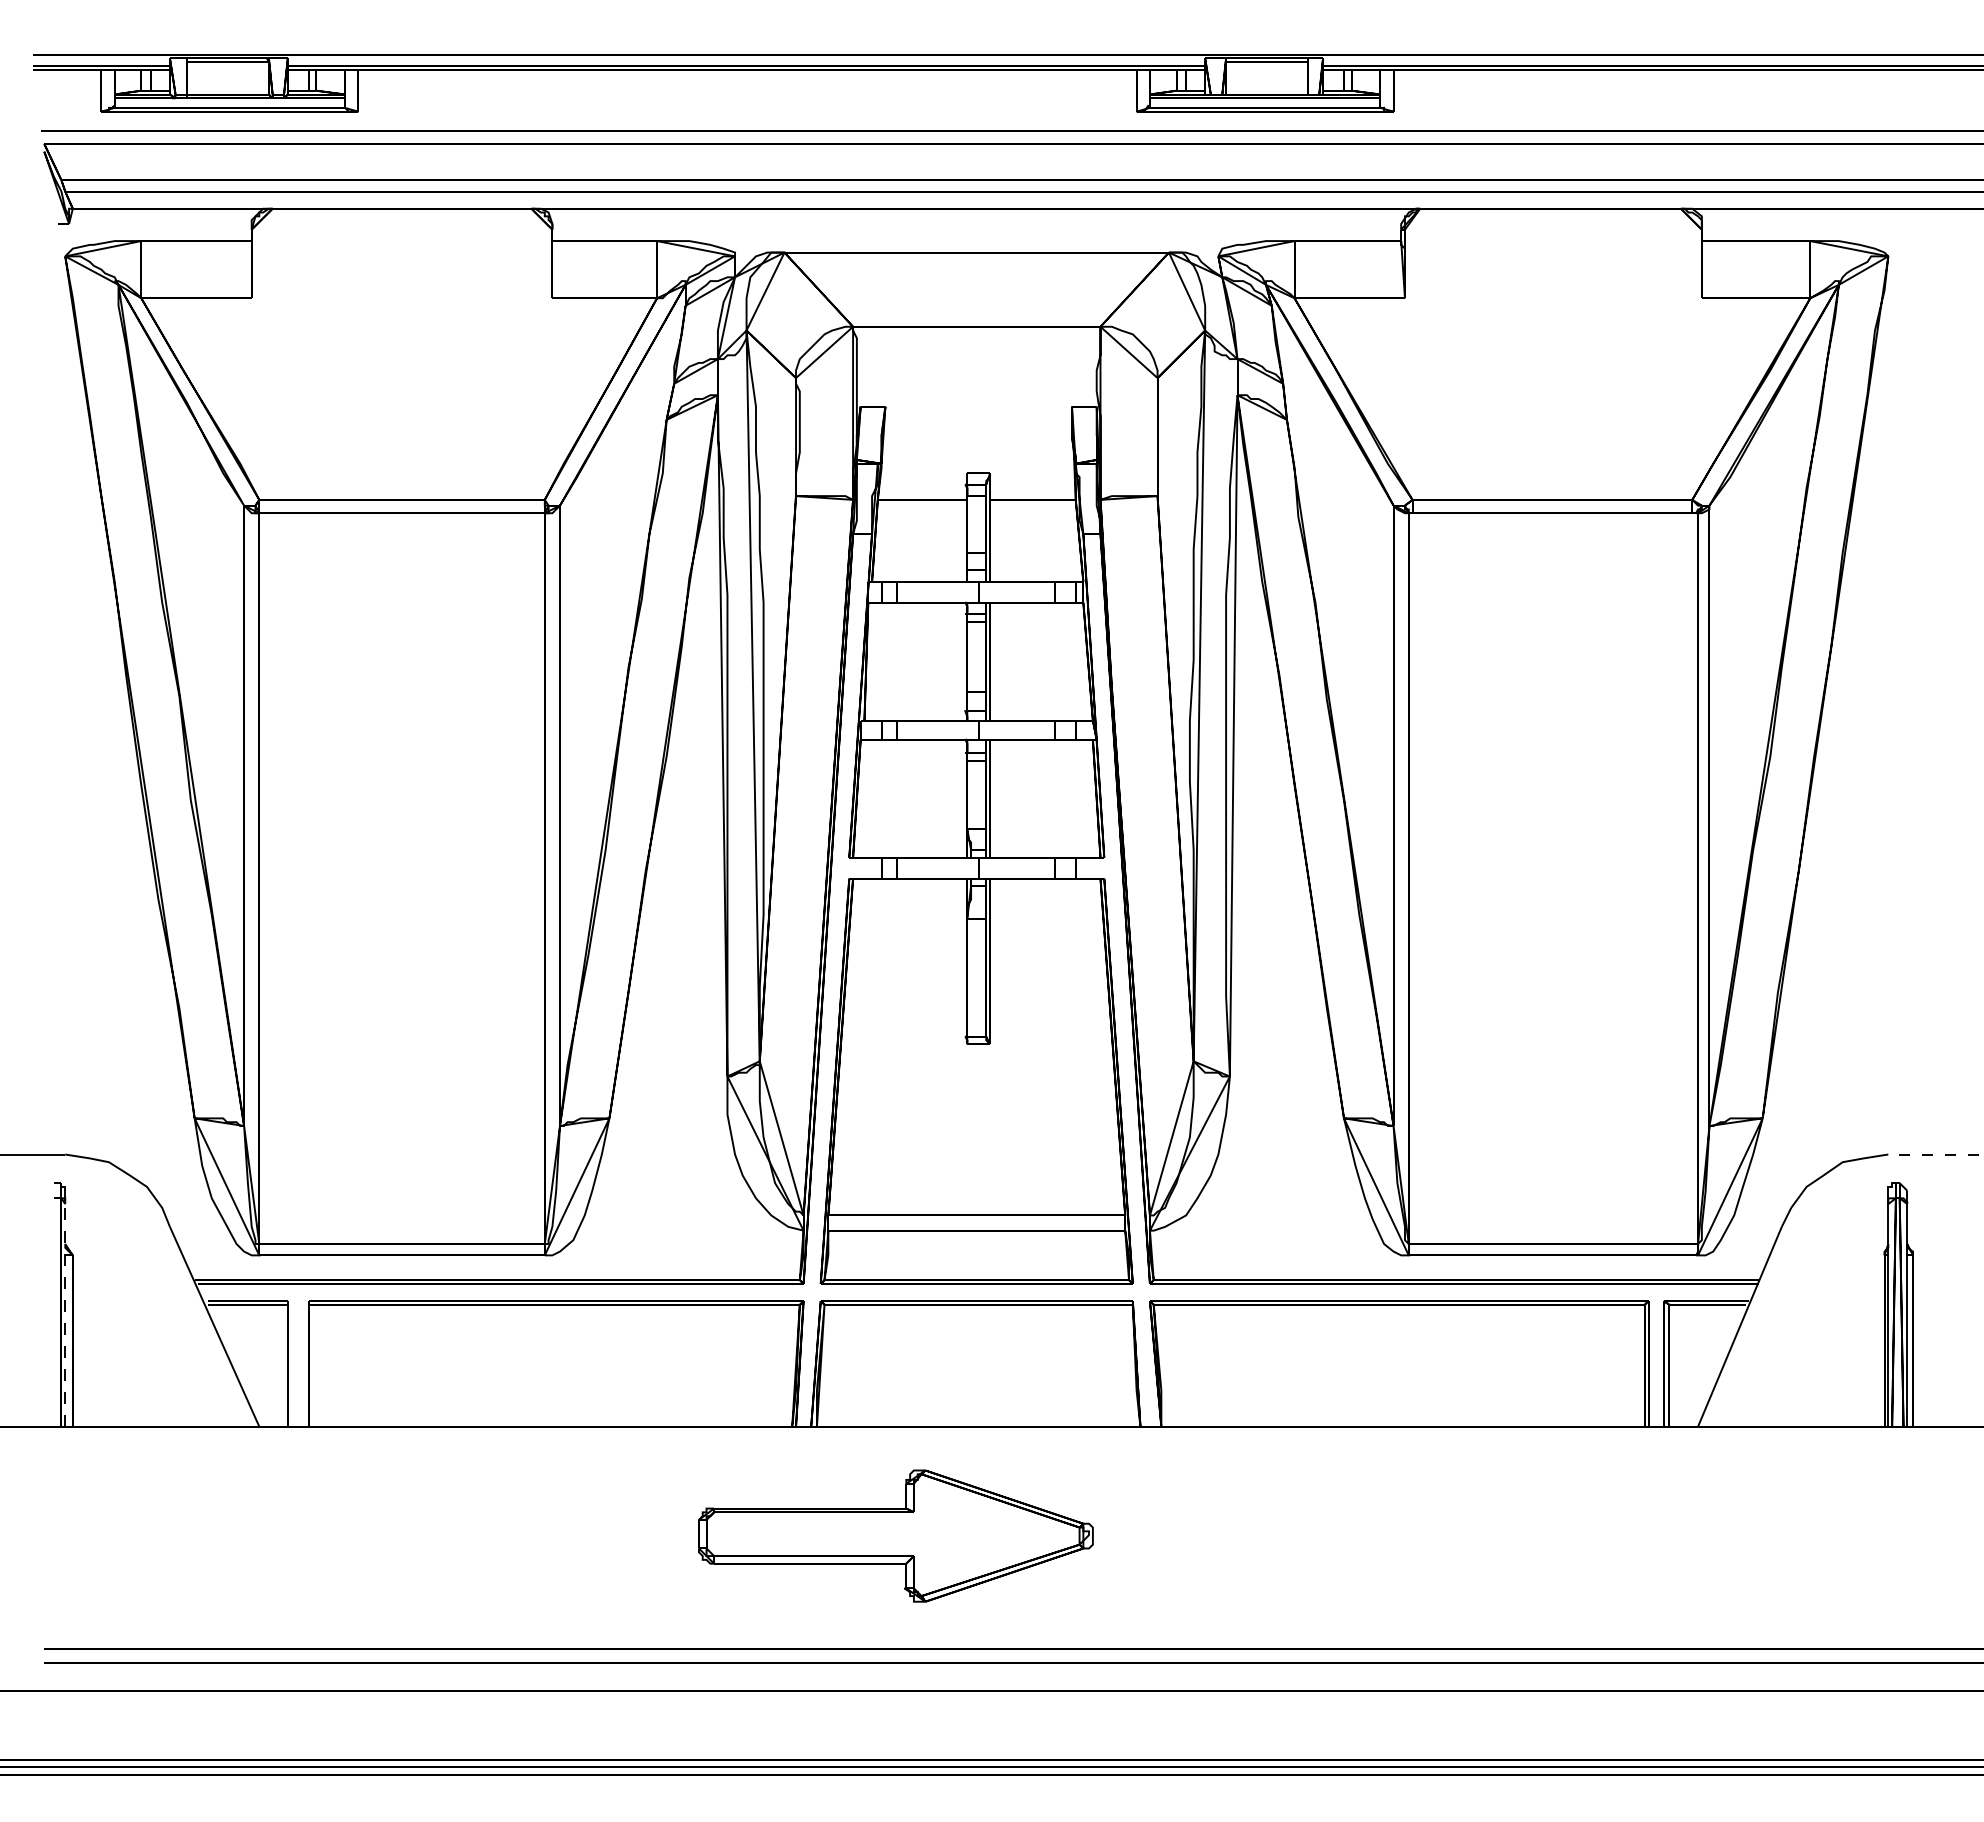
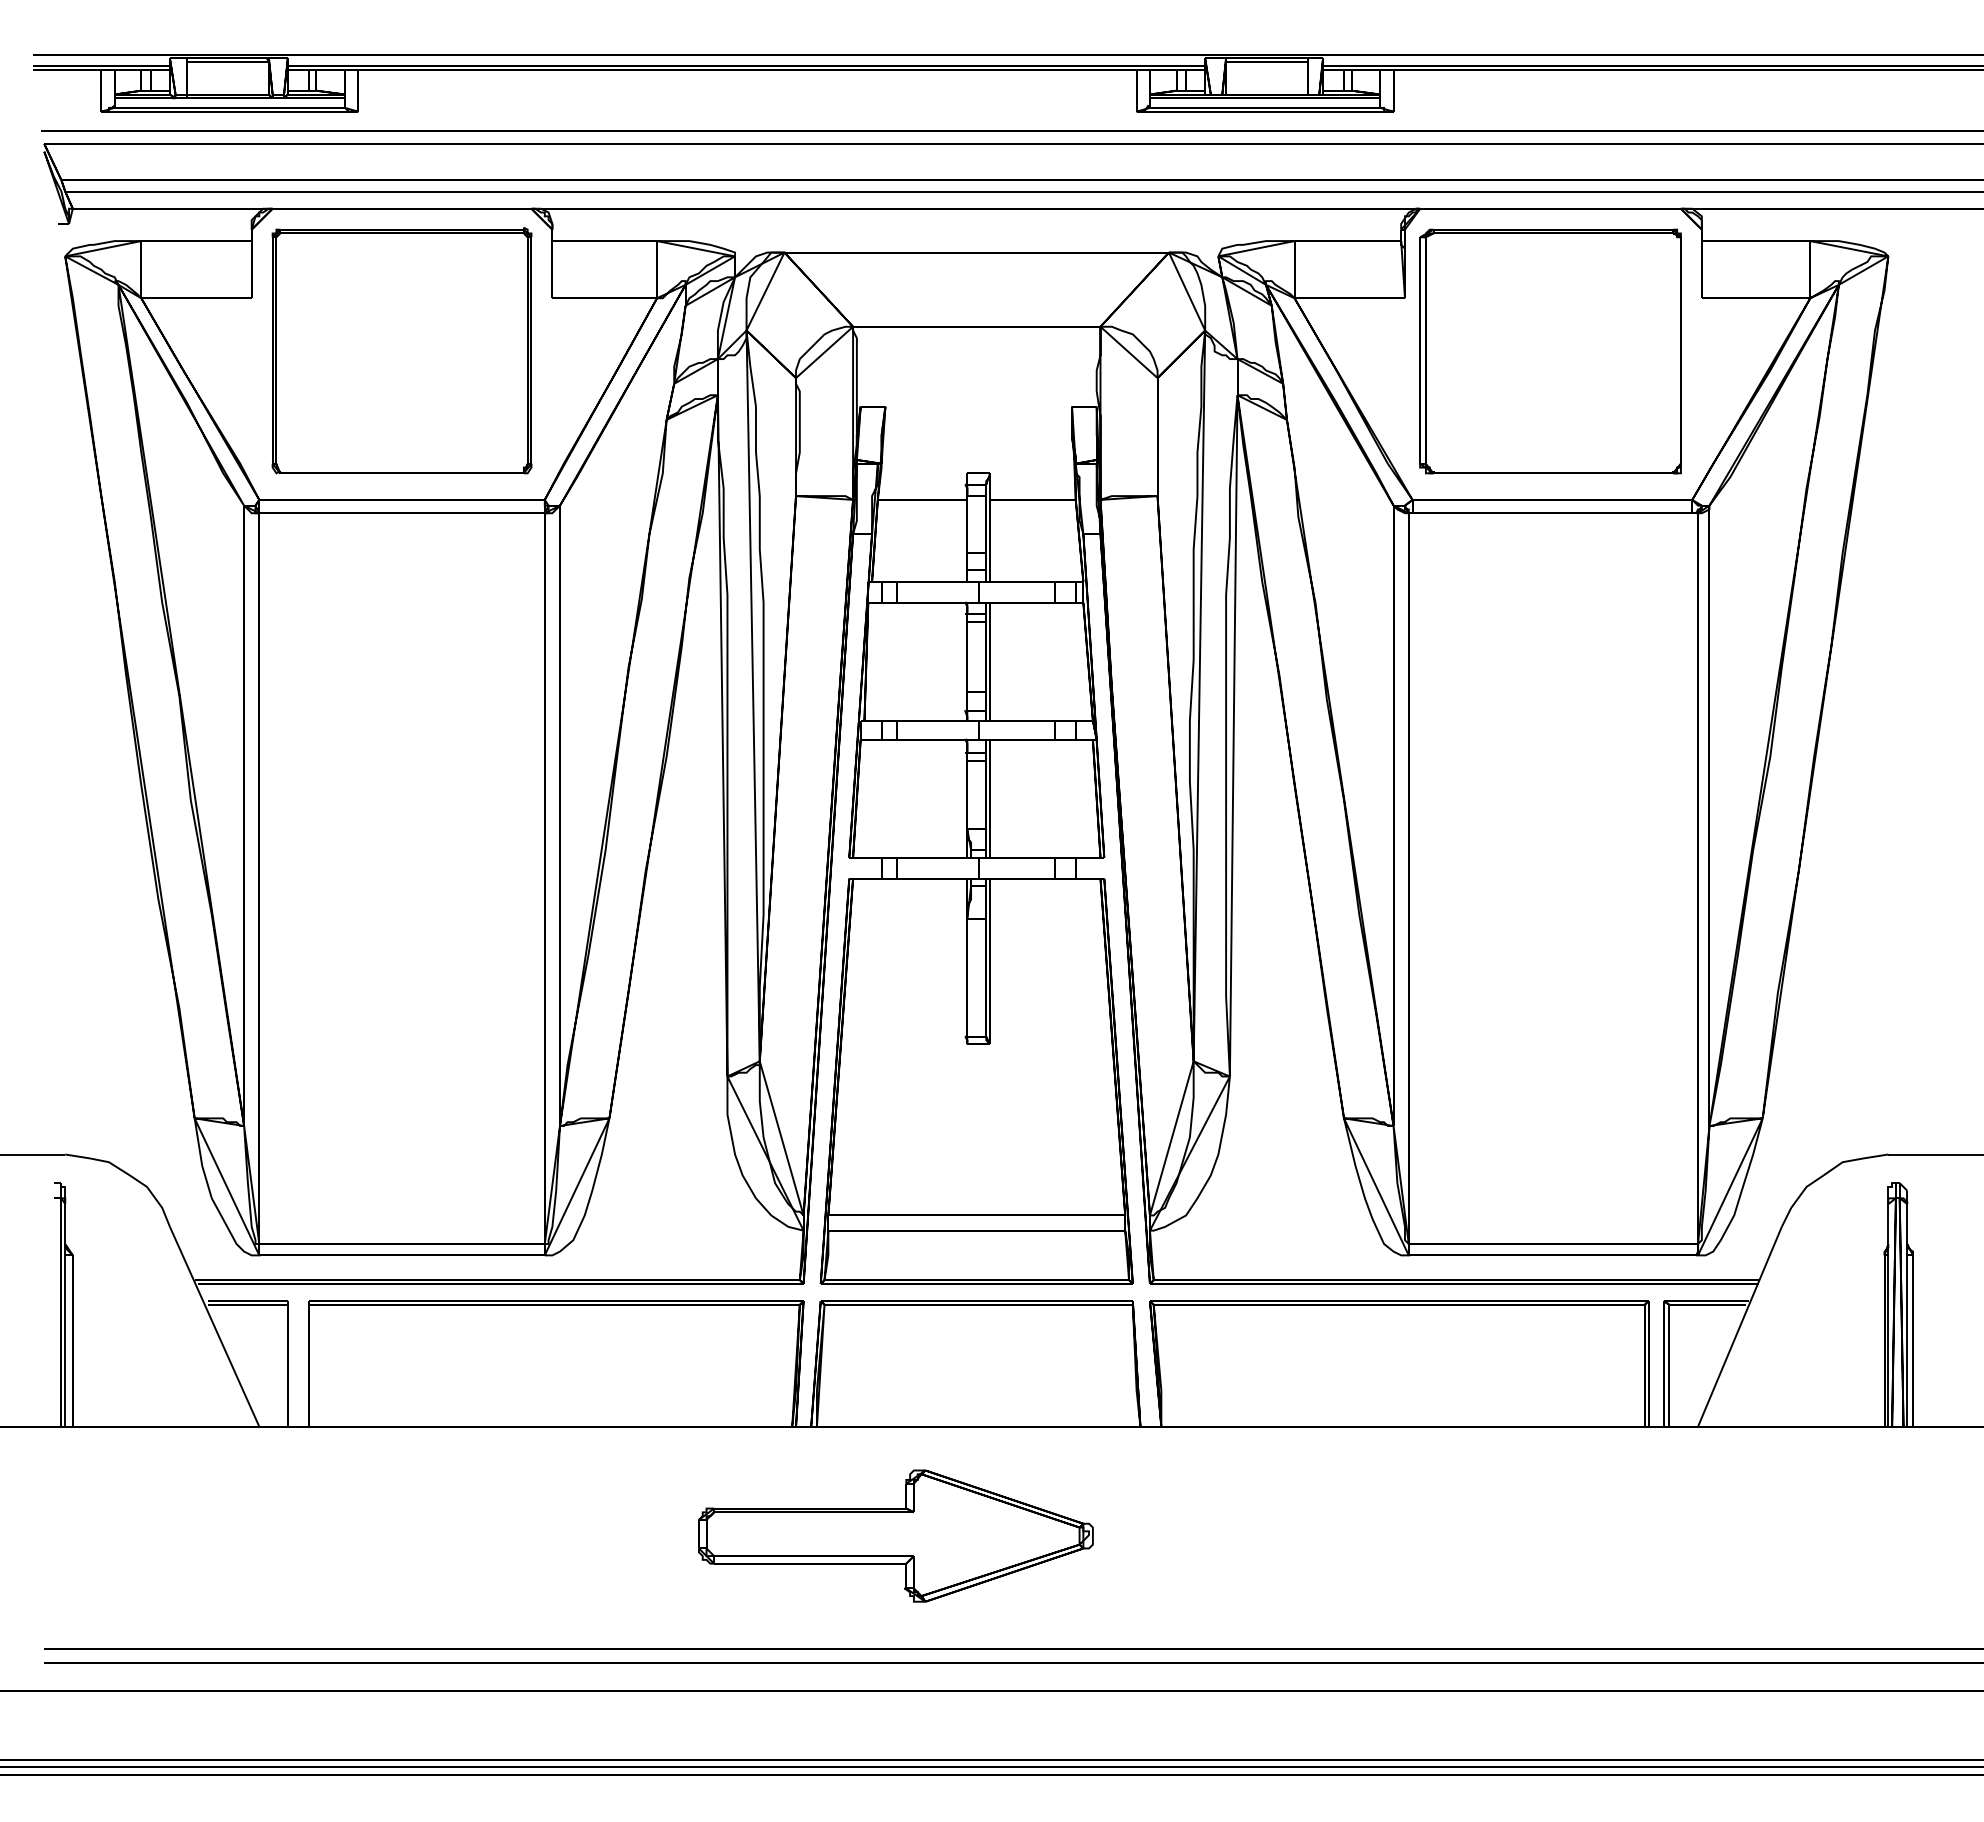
part: none -> present (401, 350)
part: none -> present (1550, 351)
line: dashed -> solid (1935, 1154)
line: dashed -> solid (65, 1314)
